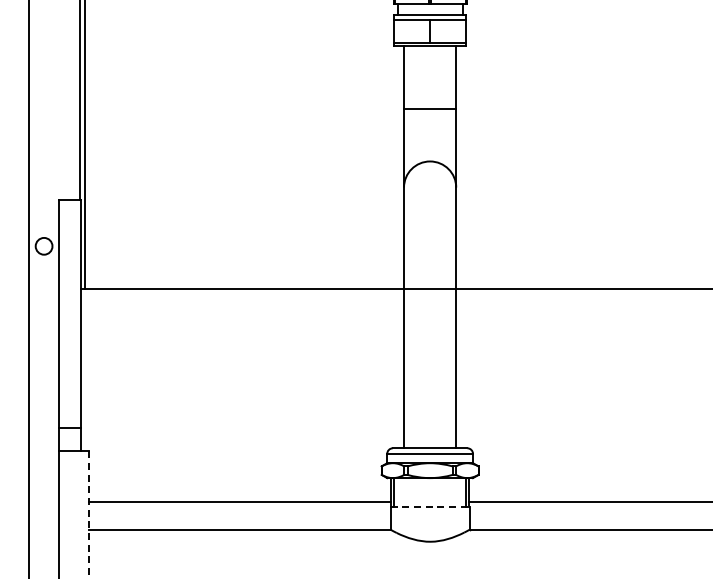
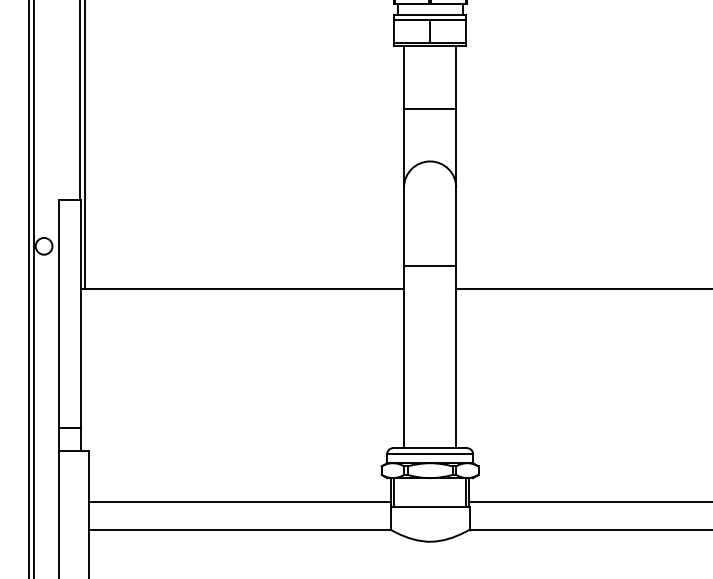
line: none -> present (33, 288)
line position: (430, 288) -> (430, 265) (430, 265)
line: dashed -> solid (430, 507)
line: dashed -> solid (88, 515)
